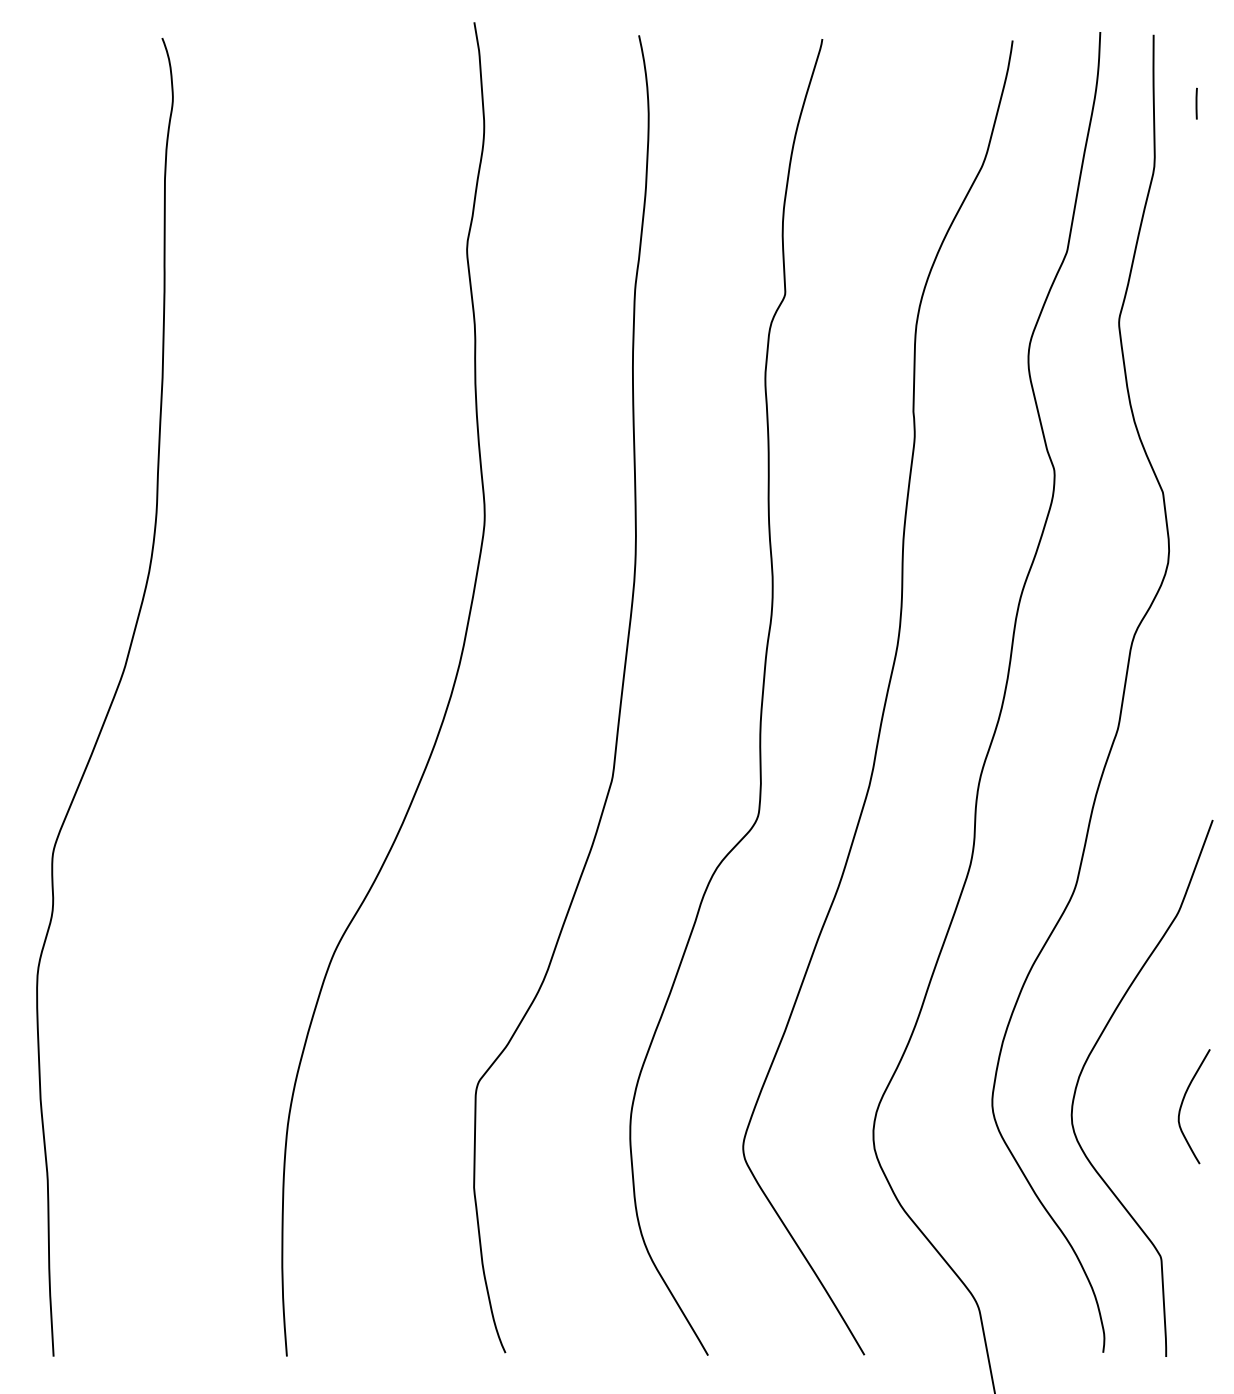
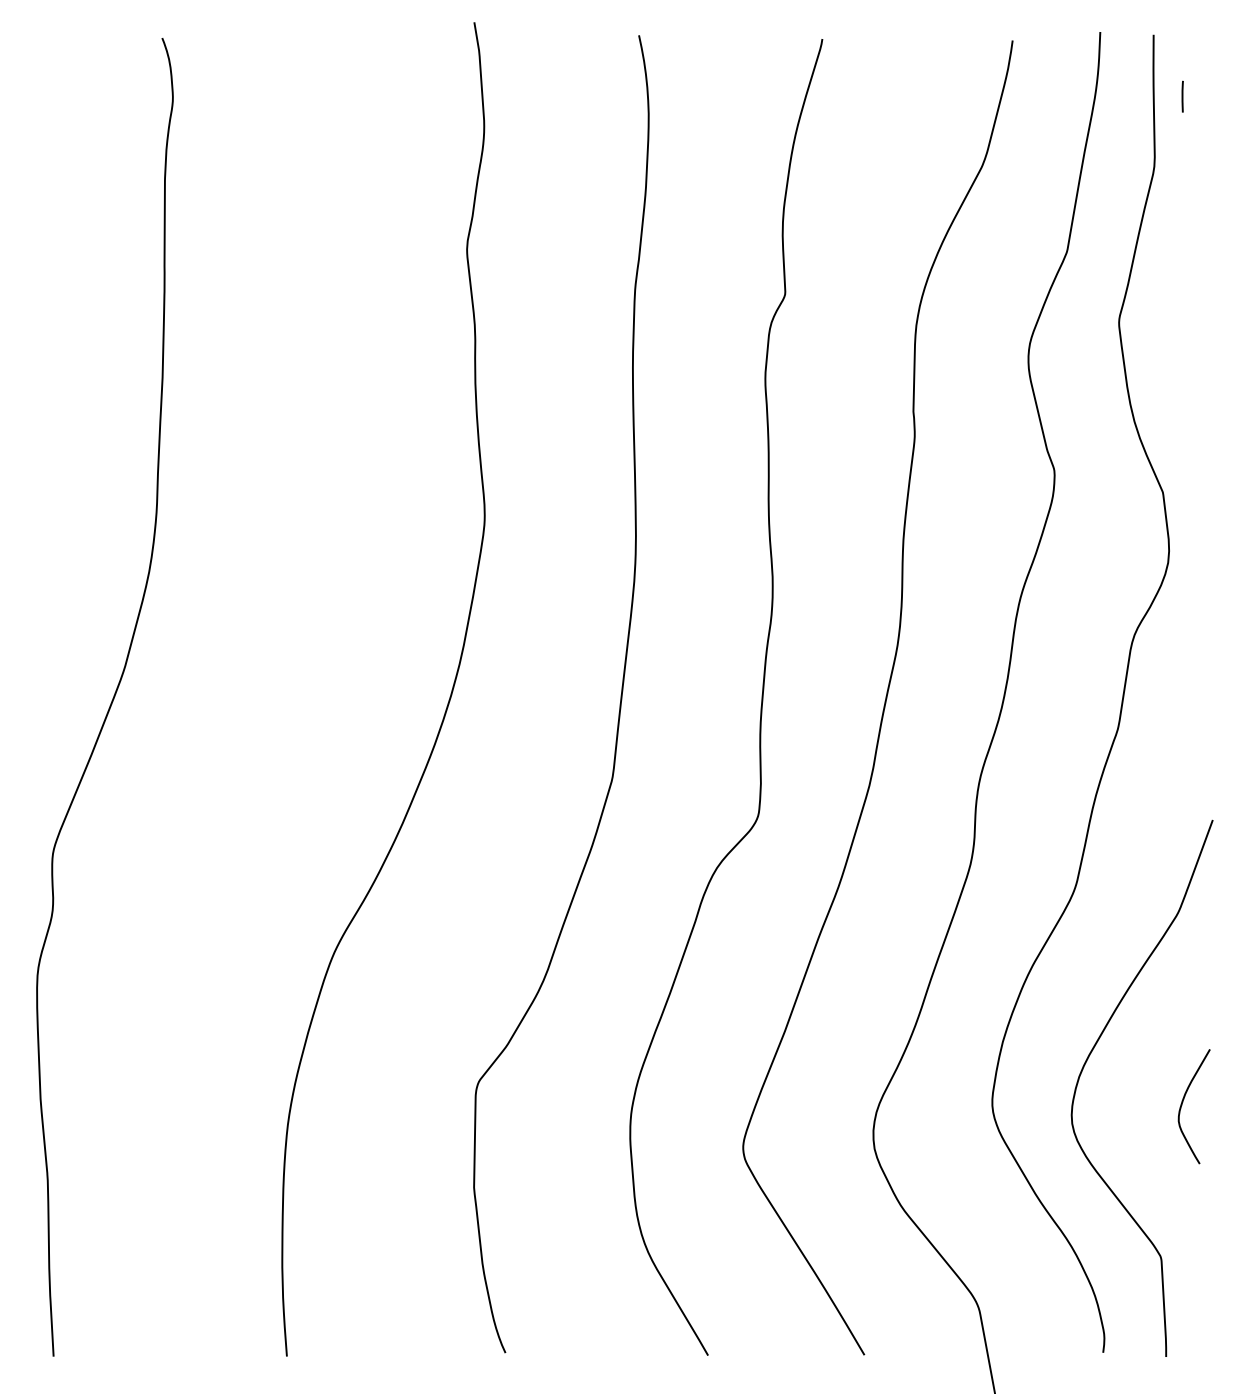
line position: (1196, 103) -> (1182, 96) (1182, 96)
